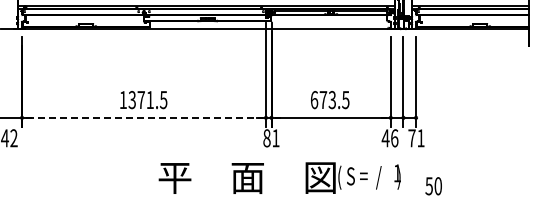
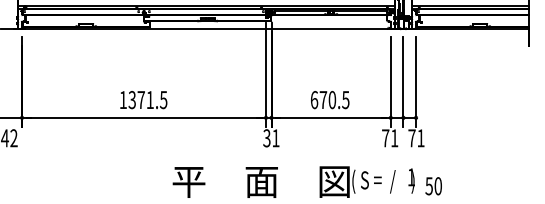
text: 673.5 -> 670.5 (332, 100)
line: dashed -> solid (144, 117)
text: 81 -> 31 (266, 138)
text: 46 -> 71 (389, 138)
text position: (279, 177) -> (293, 181) (293, 181)
